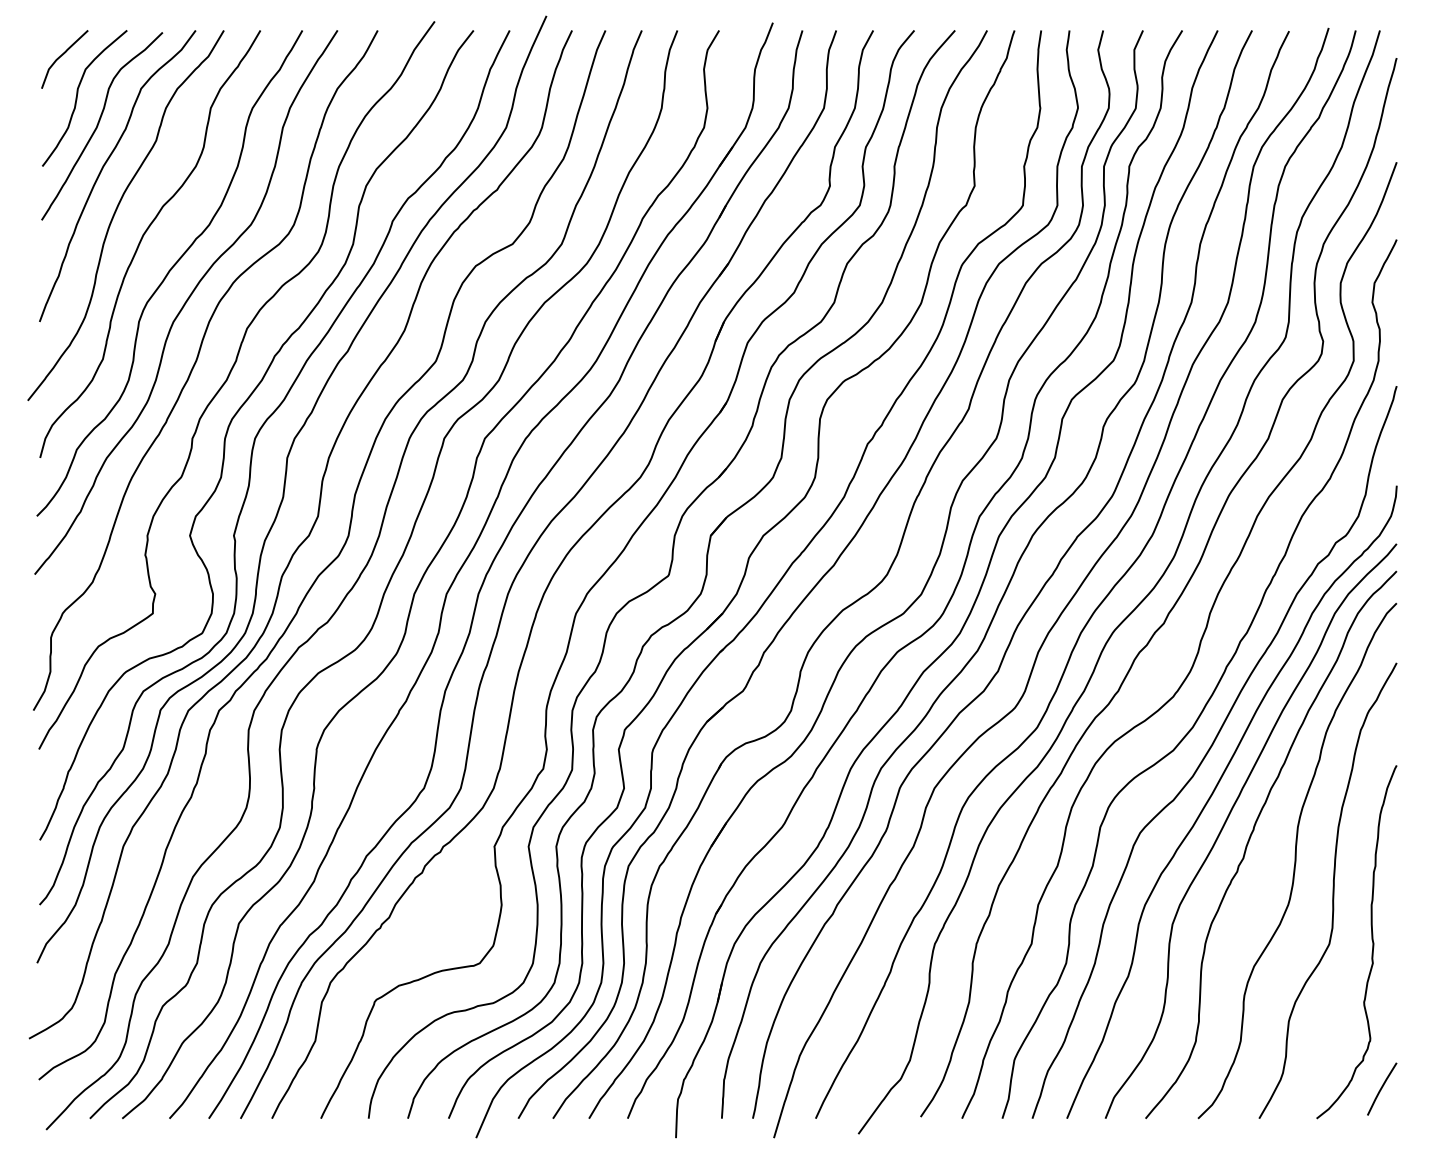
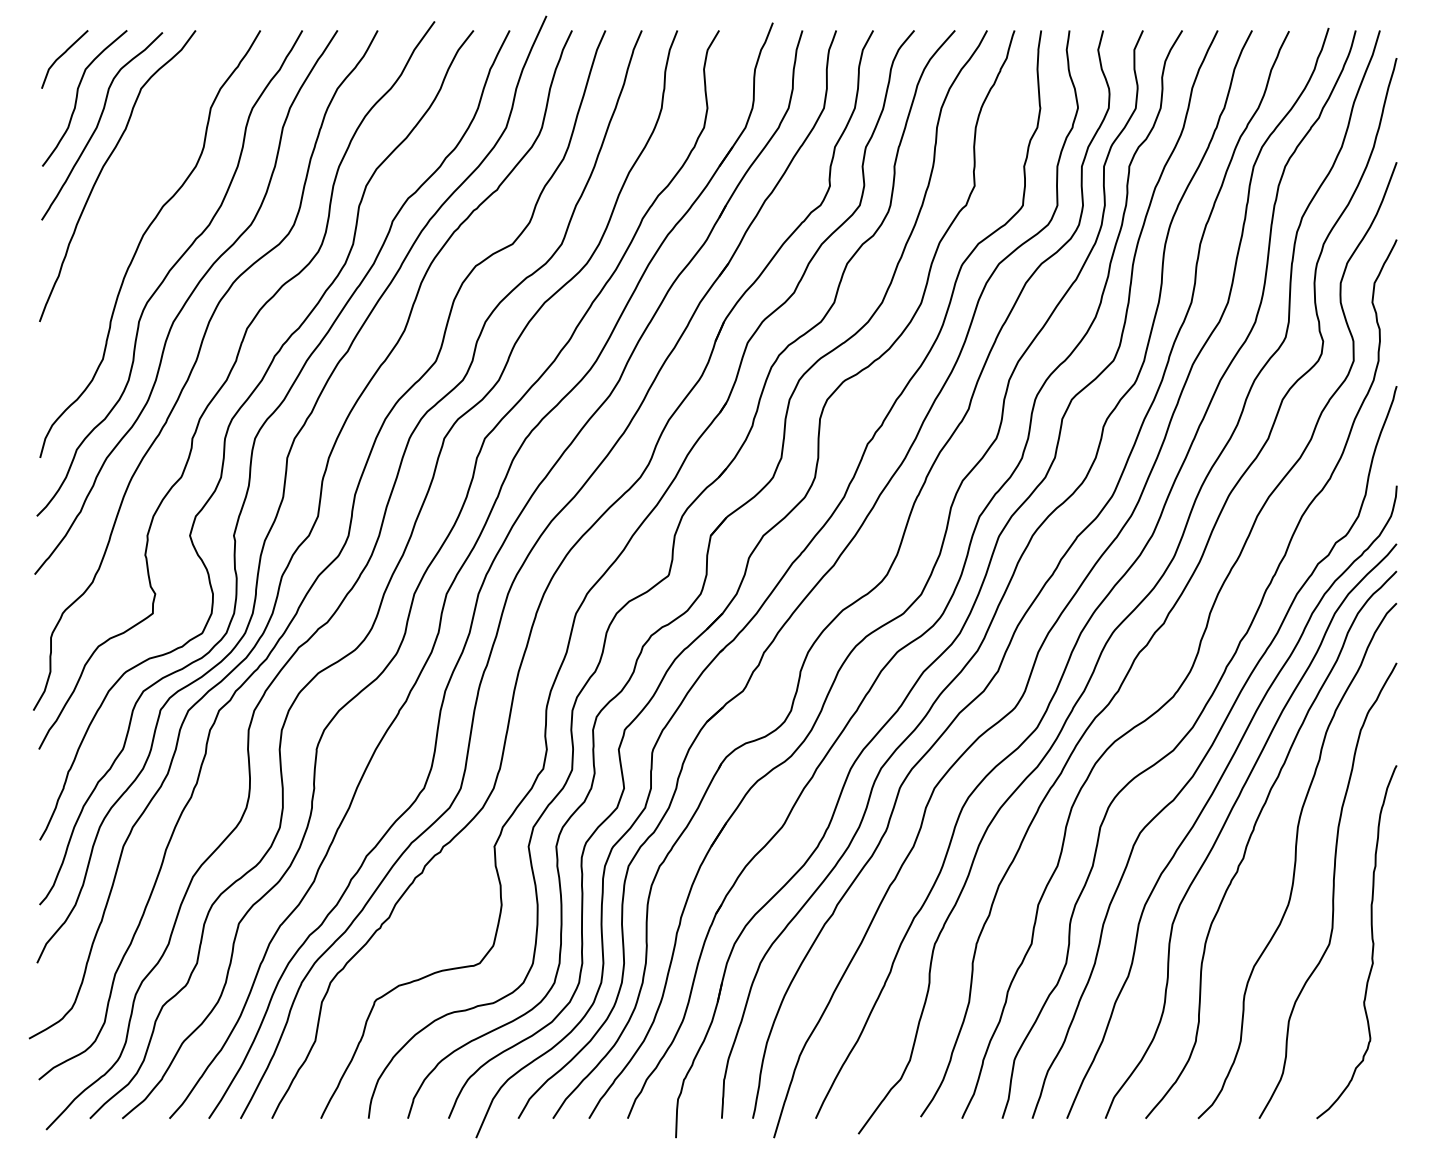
curve: present -> none (116, 212)
line: present -> none (1382, 1088)
